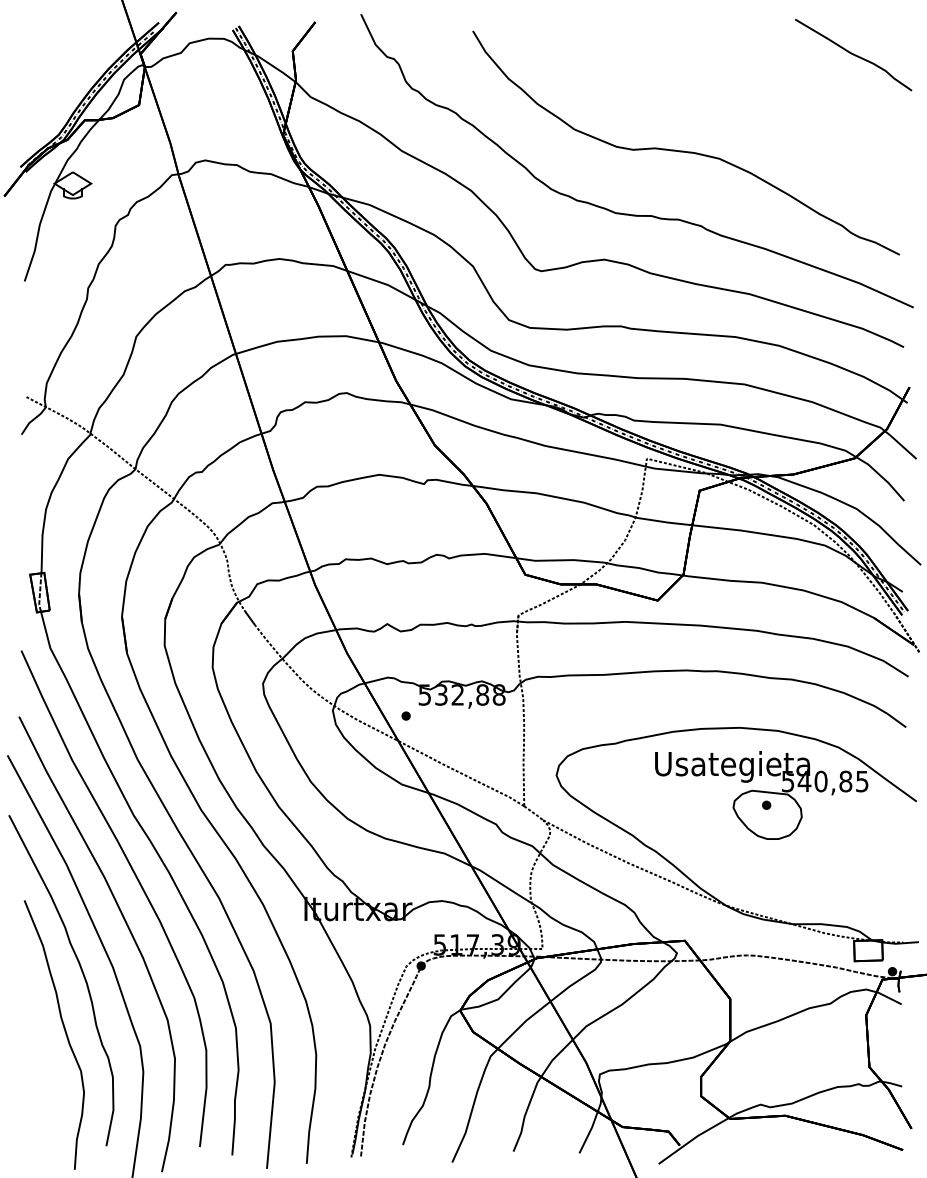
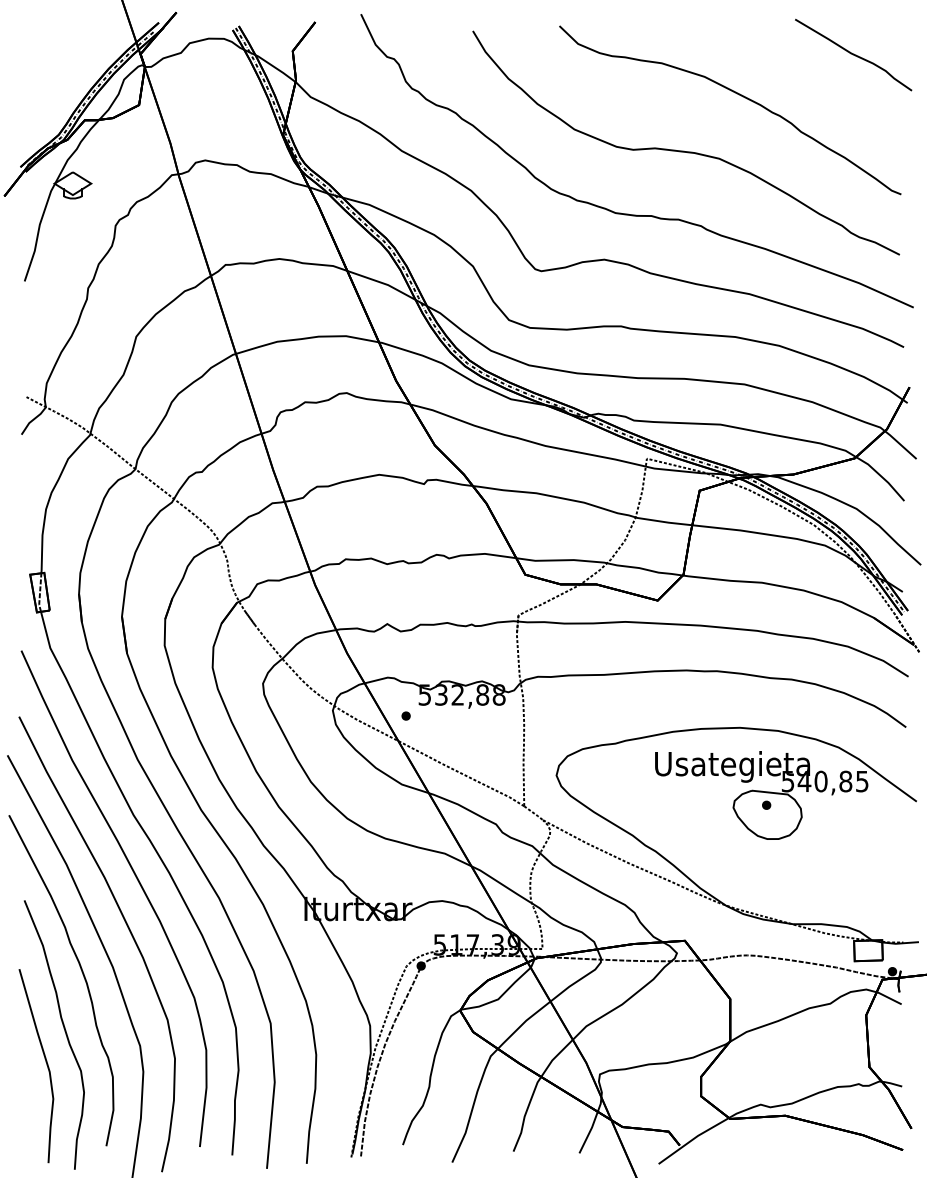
curve: none -> present (737, 94)
curve: none -> present (45, 1062)
